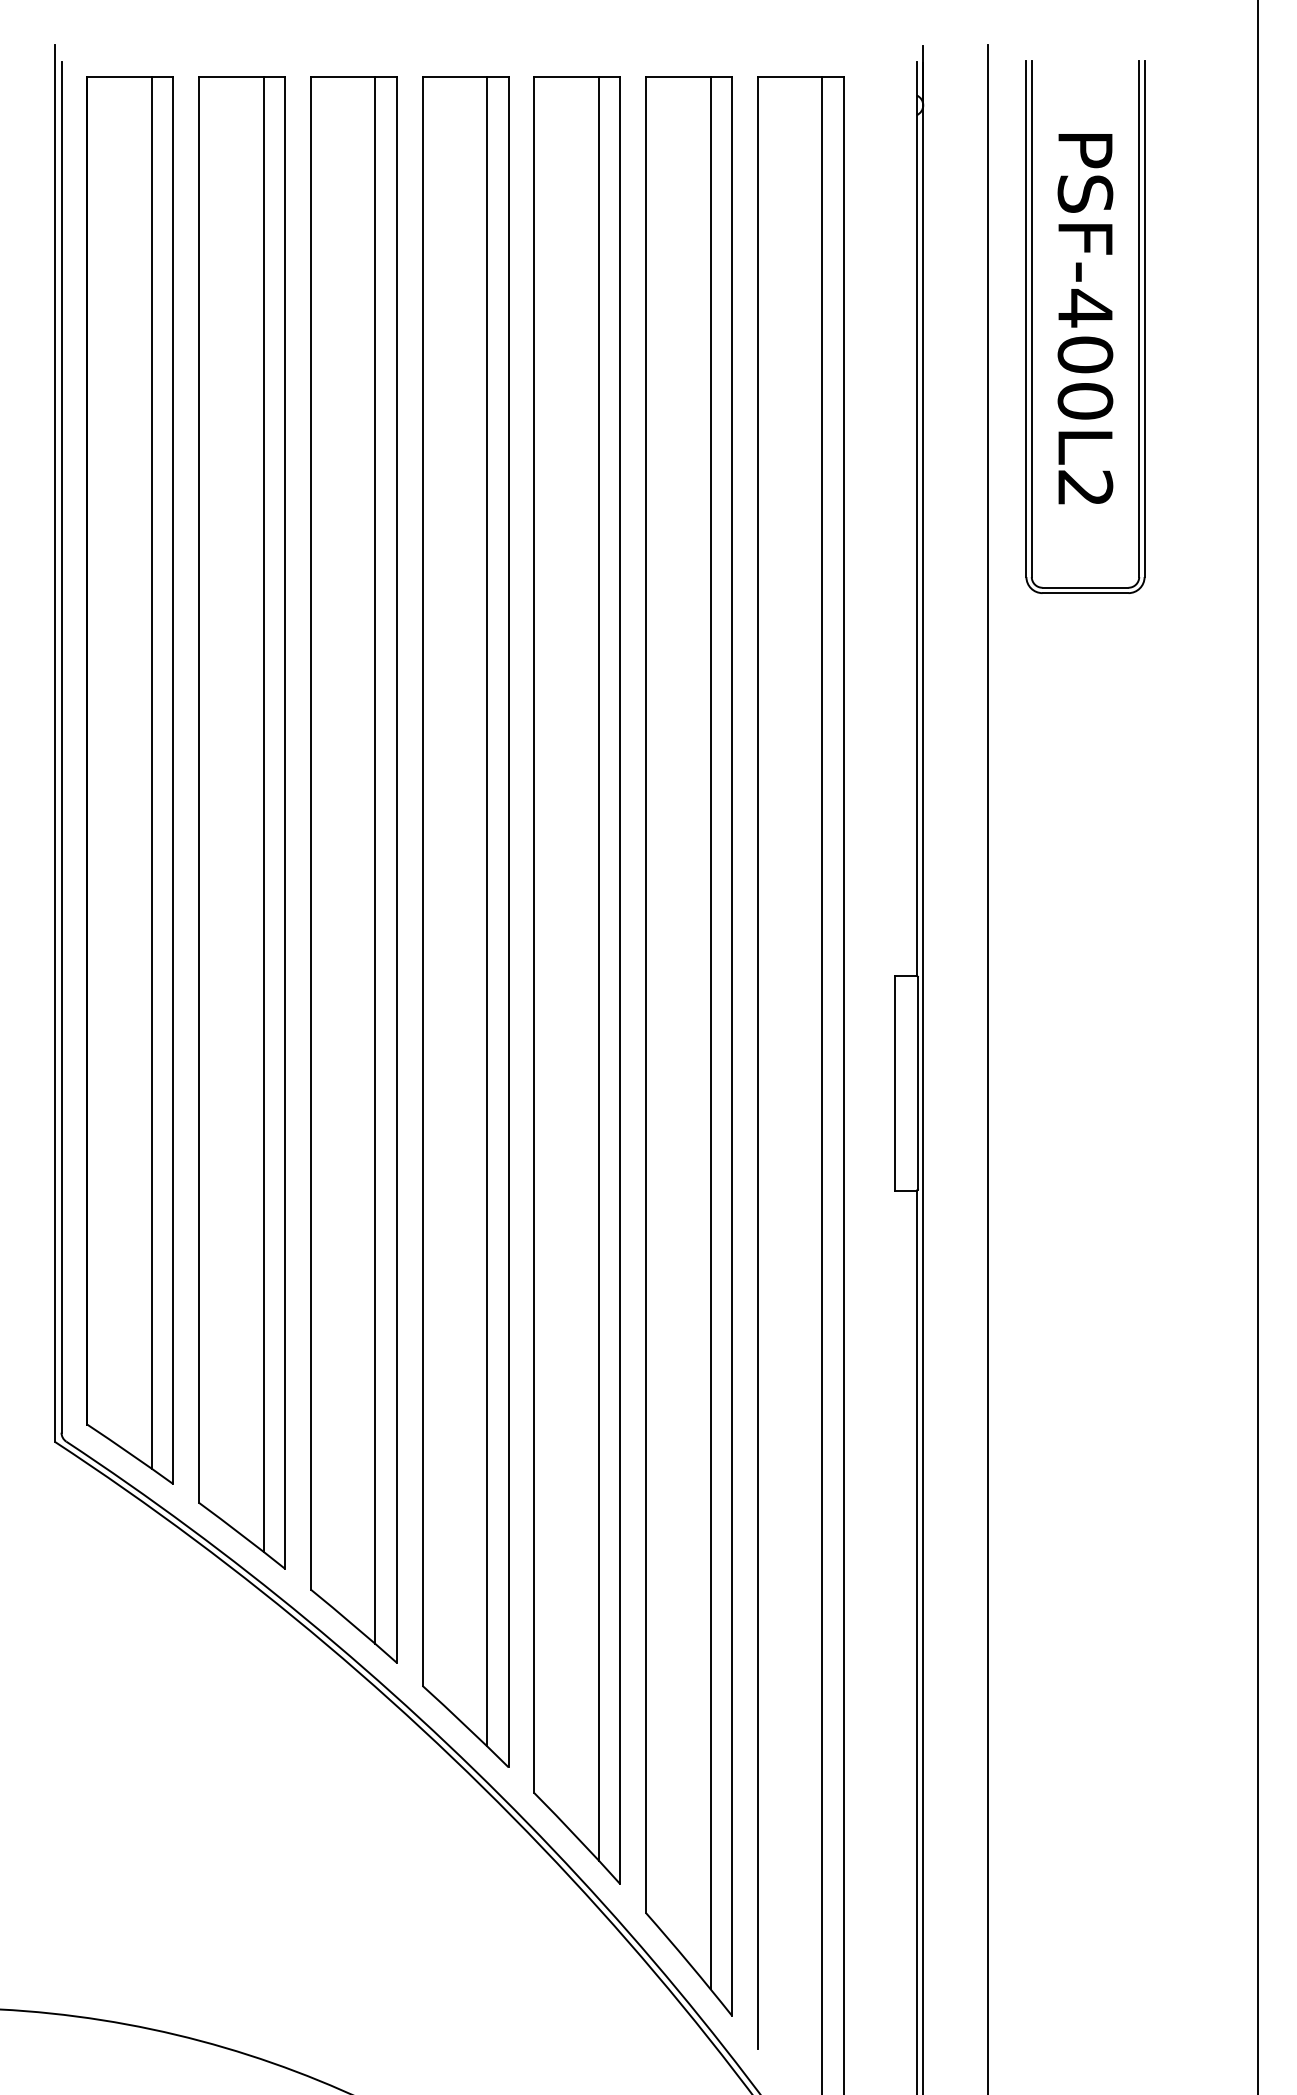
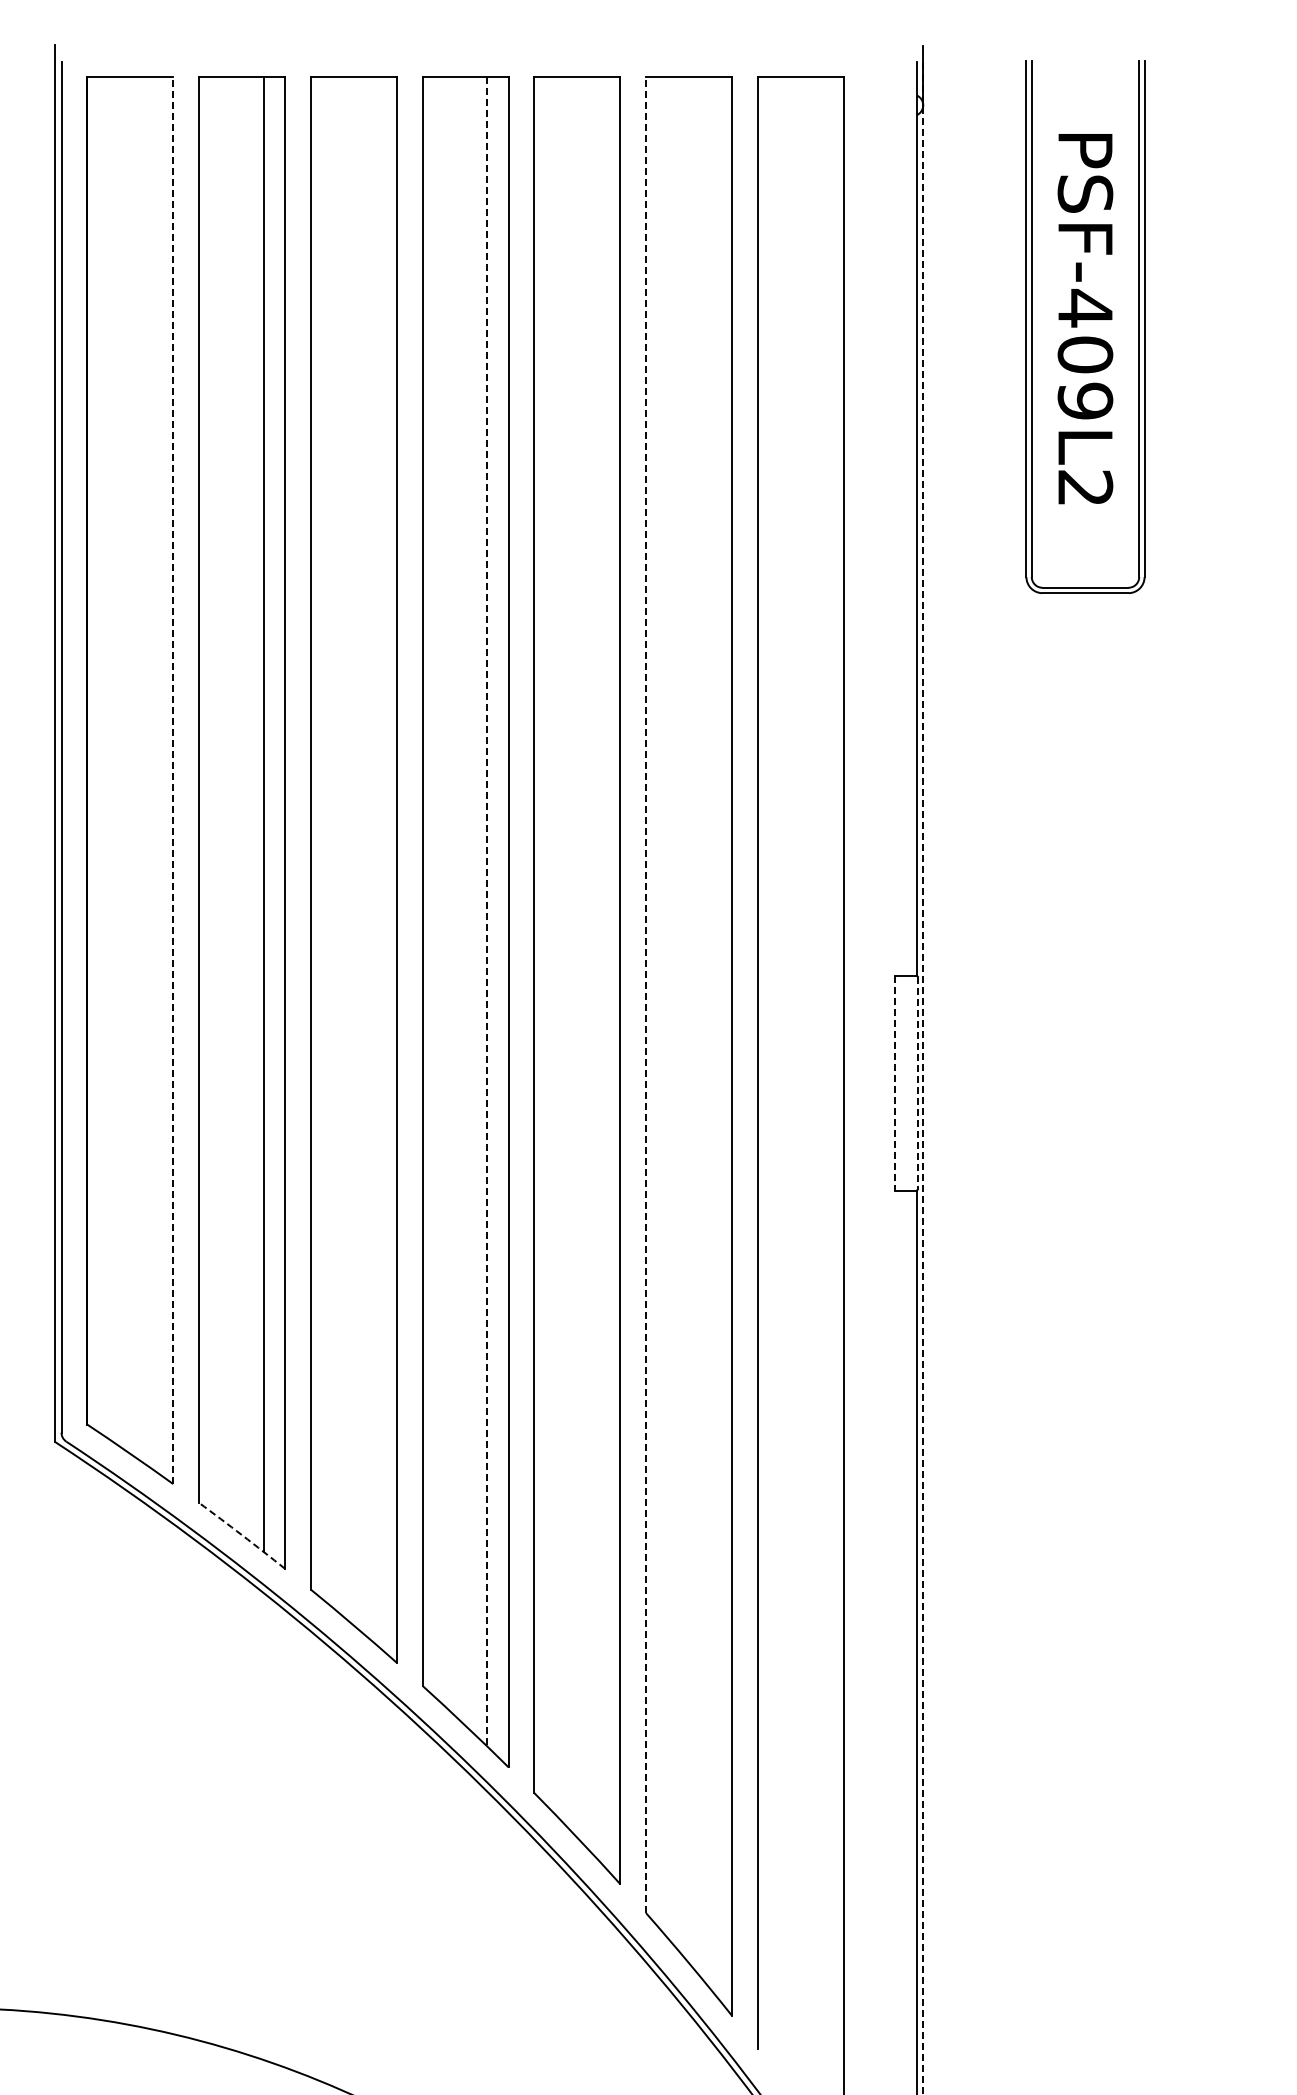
text: PSF-400L2 -> PSF-409L2 (1085, 400)
line: present -> none (151, 772)
line: solid -> dashed (173, 780)
line: present -> none (375, 860)
line: solid -> dashed (487, 912)
line: present -> none (598, 968)
line: solid -> dashed (646, 995)
line: present -> none (710, 1033)
line: present -> none (1258, 1046)
line: present -> none (987, 1068)
line: solid -> dashed (923, 1078)
line: solid -> dashed (895, 1083)
line: solid -> dashed (917, 1083)
line: present -> none (822, 1084)
arc: solid -> dashed (242, 1535)
